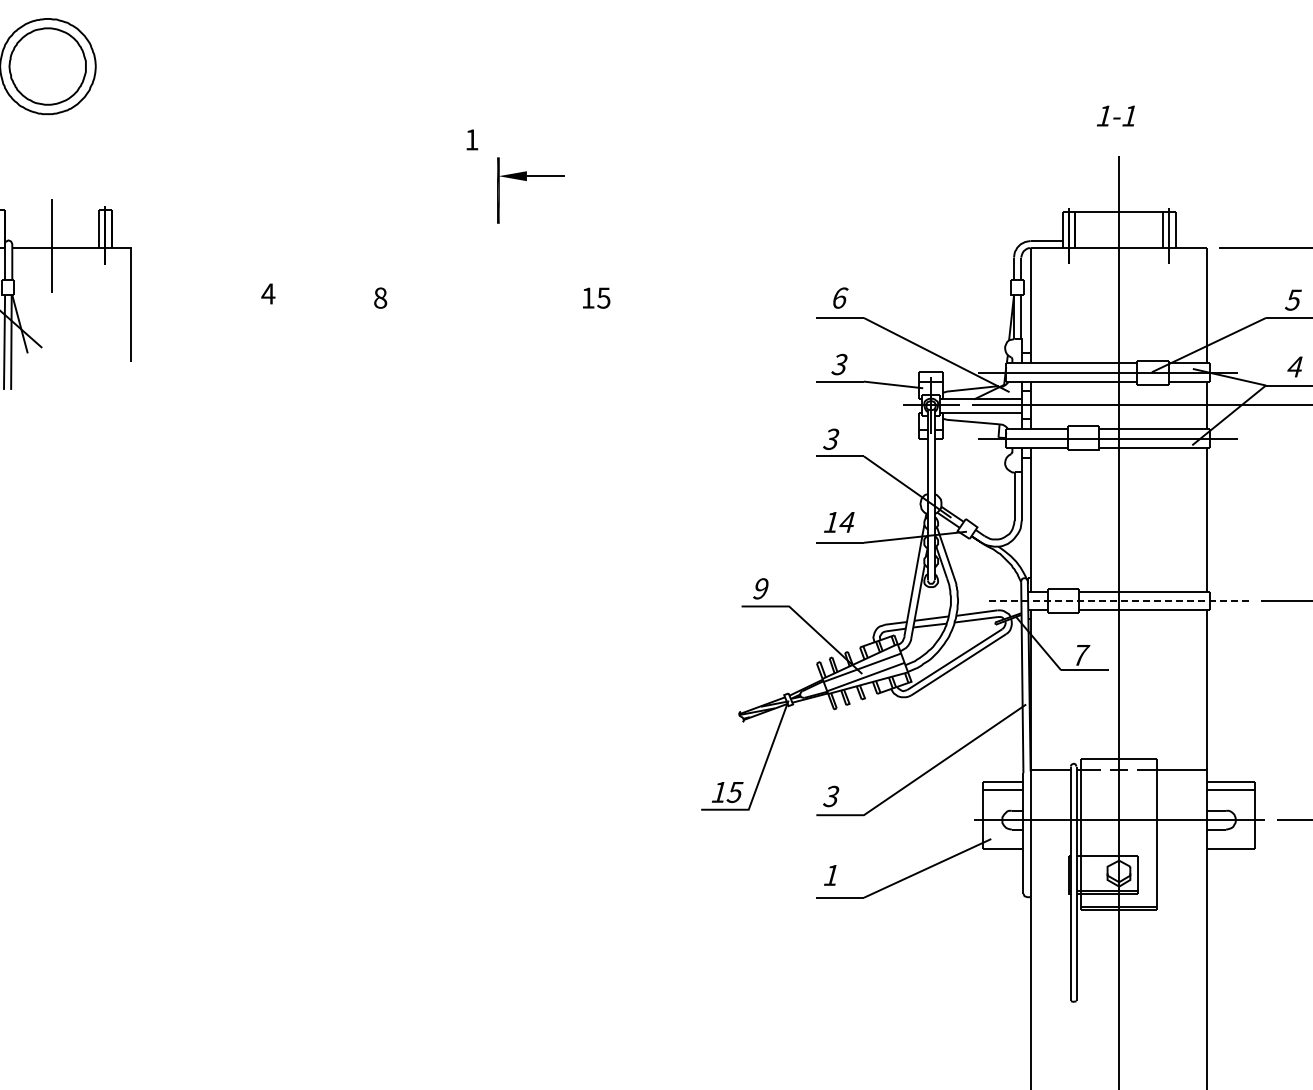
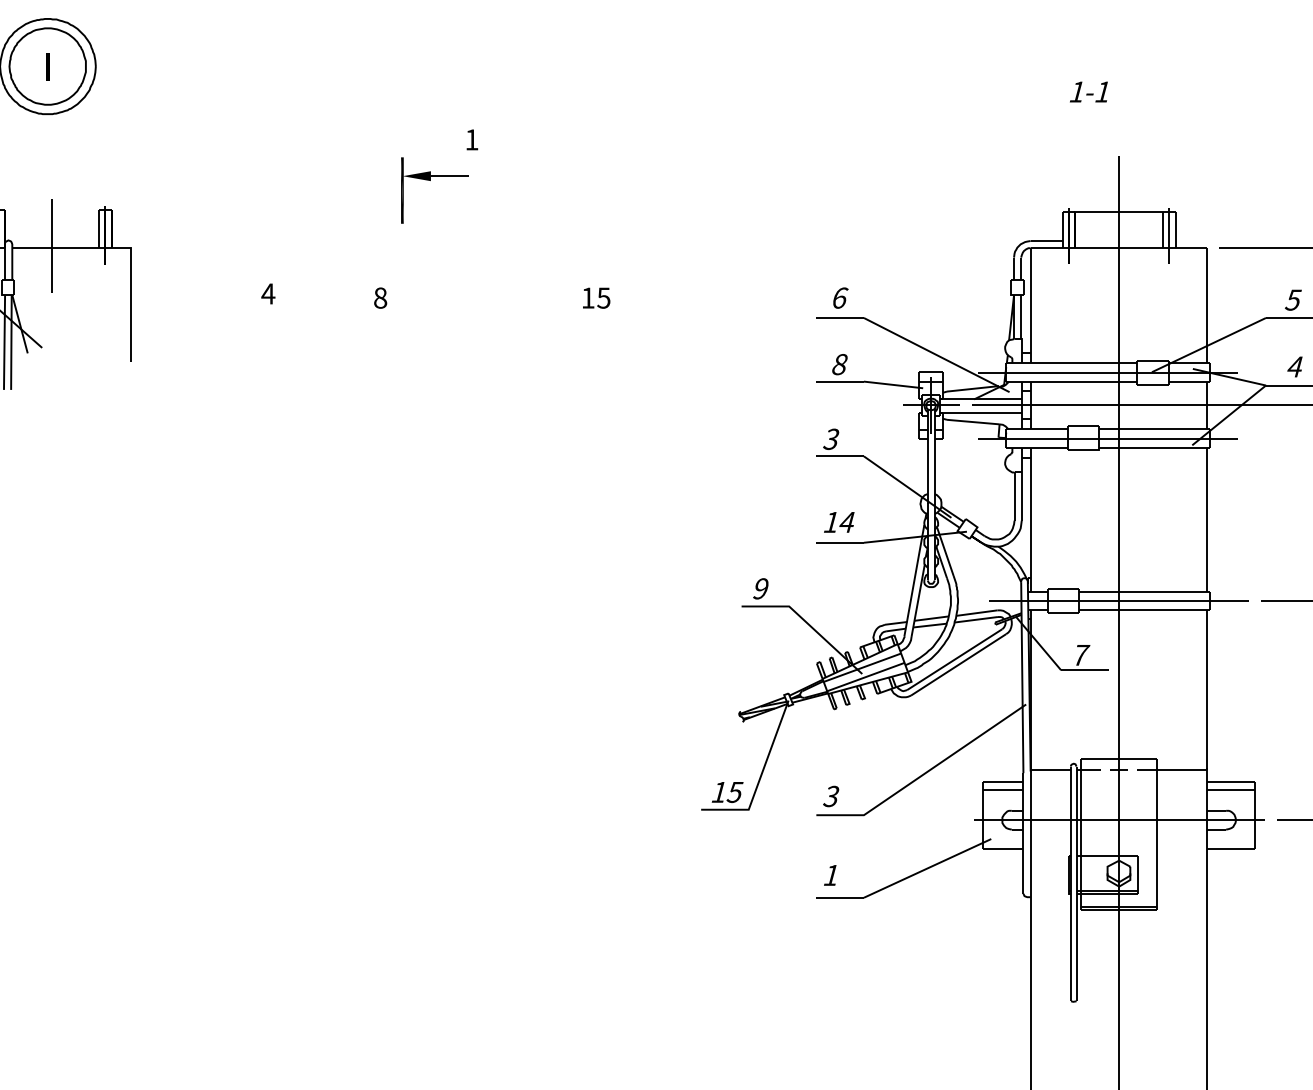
fill: none -> present (47, 66)
text position: (1115, 115) -> (1088, 91) (1088, 91)
part position: (526, 180) -> (430, 180) (430, 180)
text: 3 -> 8 (839, 364)
line: dashed -> solid (1118, 600)
